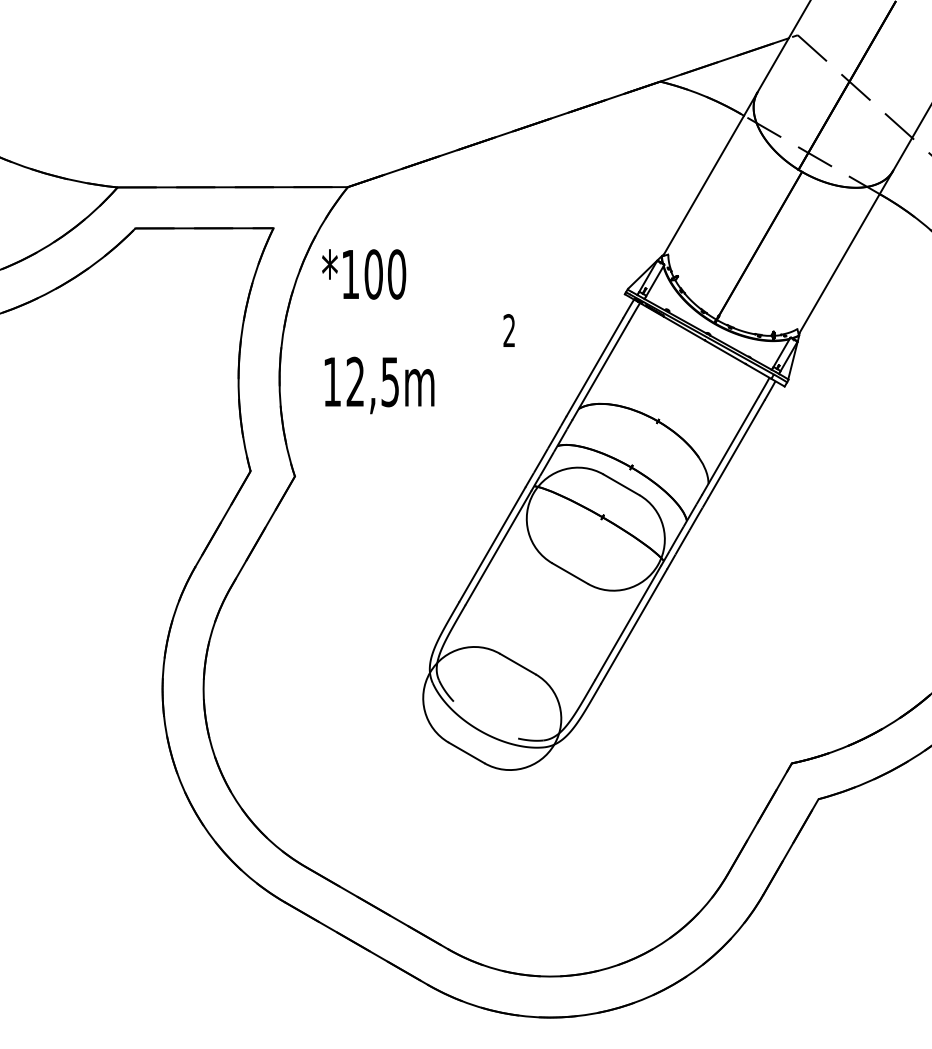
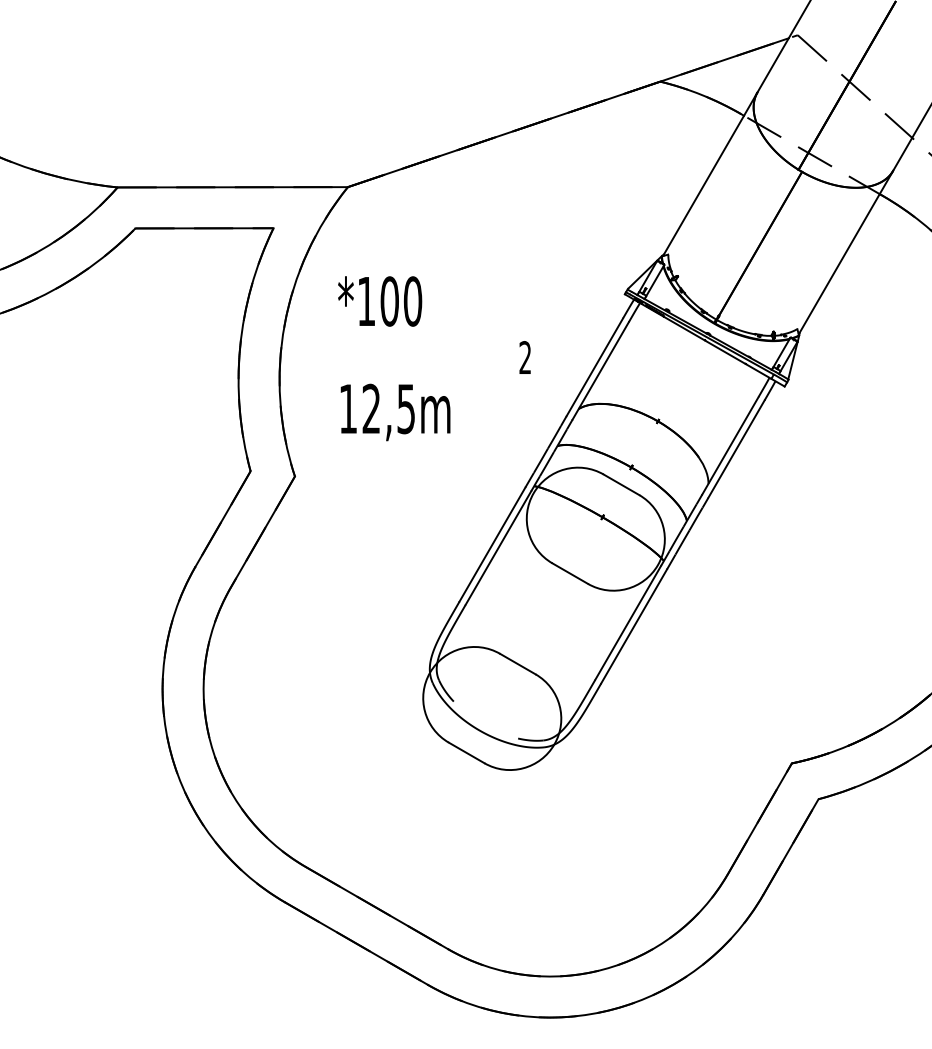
text position: (418, 331) -> (434, 358) (434, 358)
